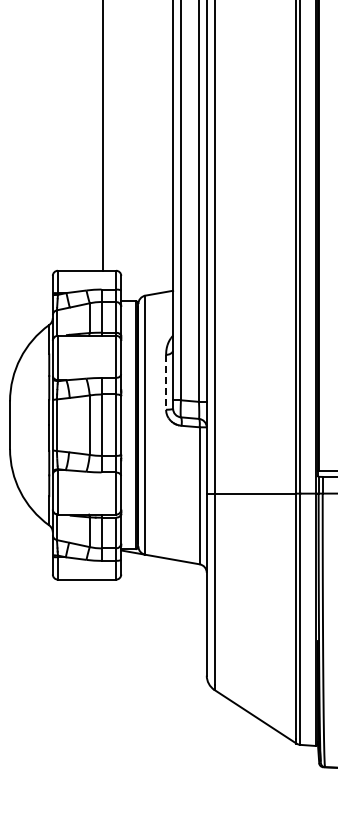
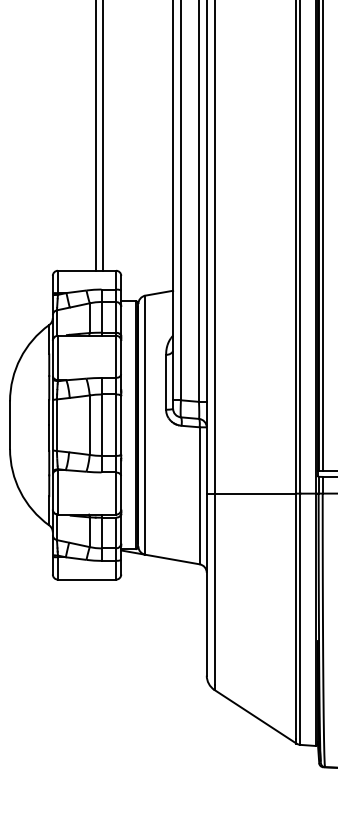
line: none -> present (95, 136)
line: none -> present (323, 236)
line: dashed -> solid (166, 382)
